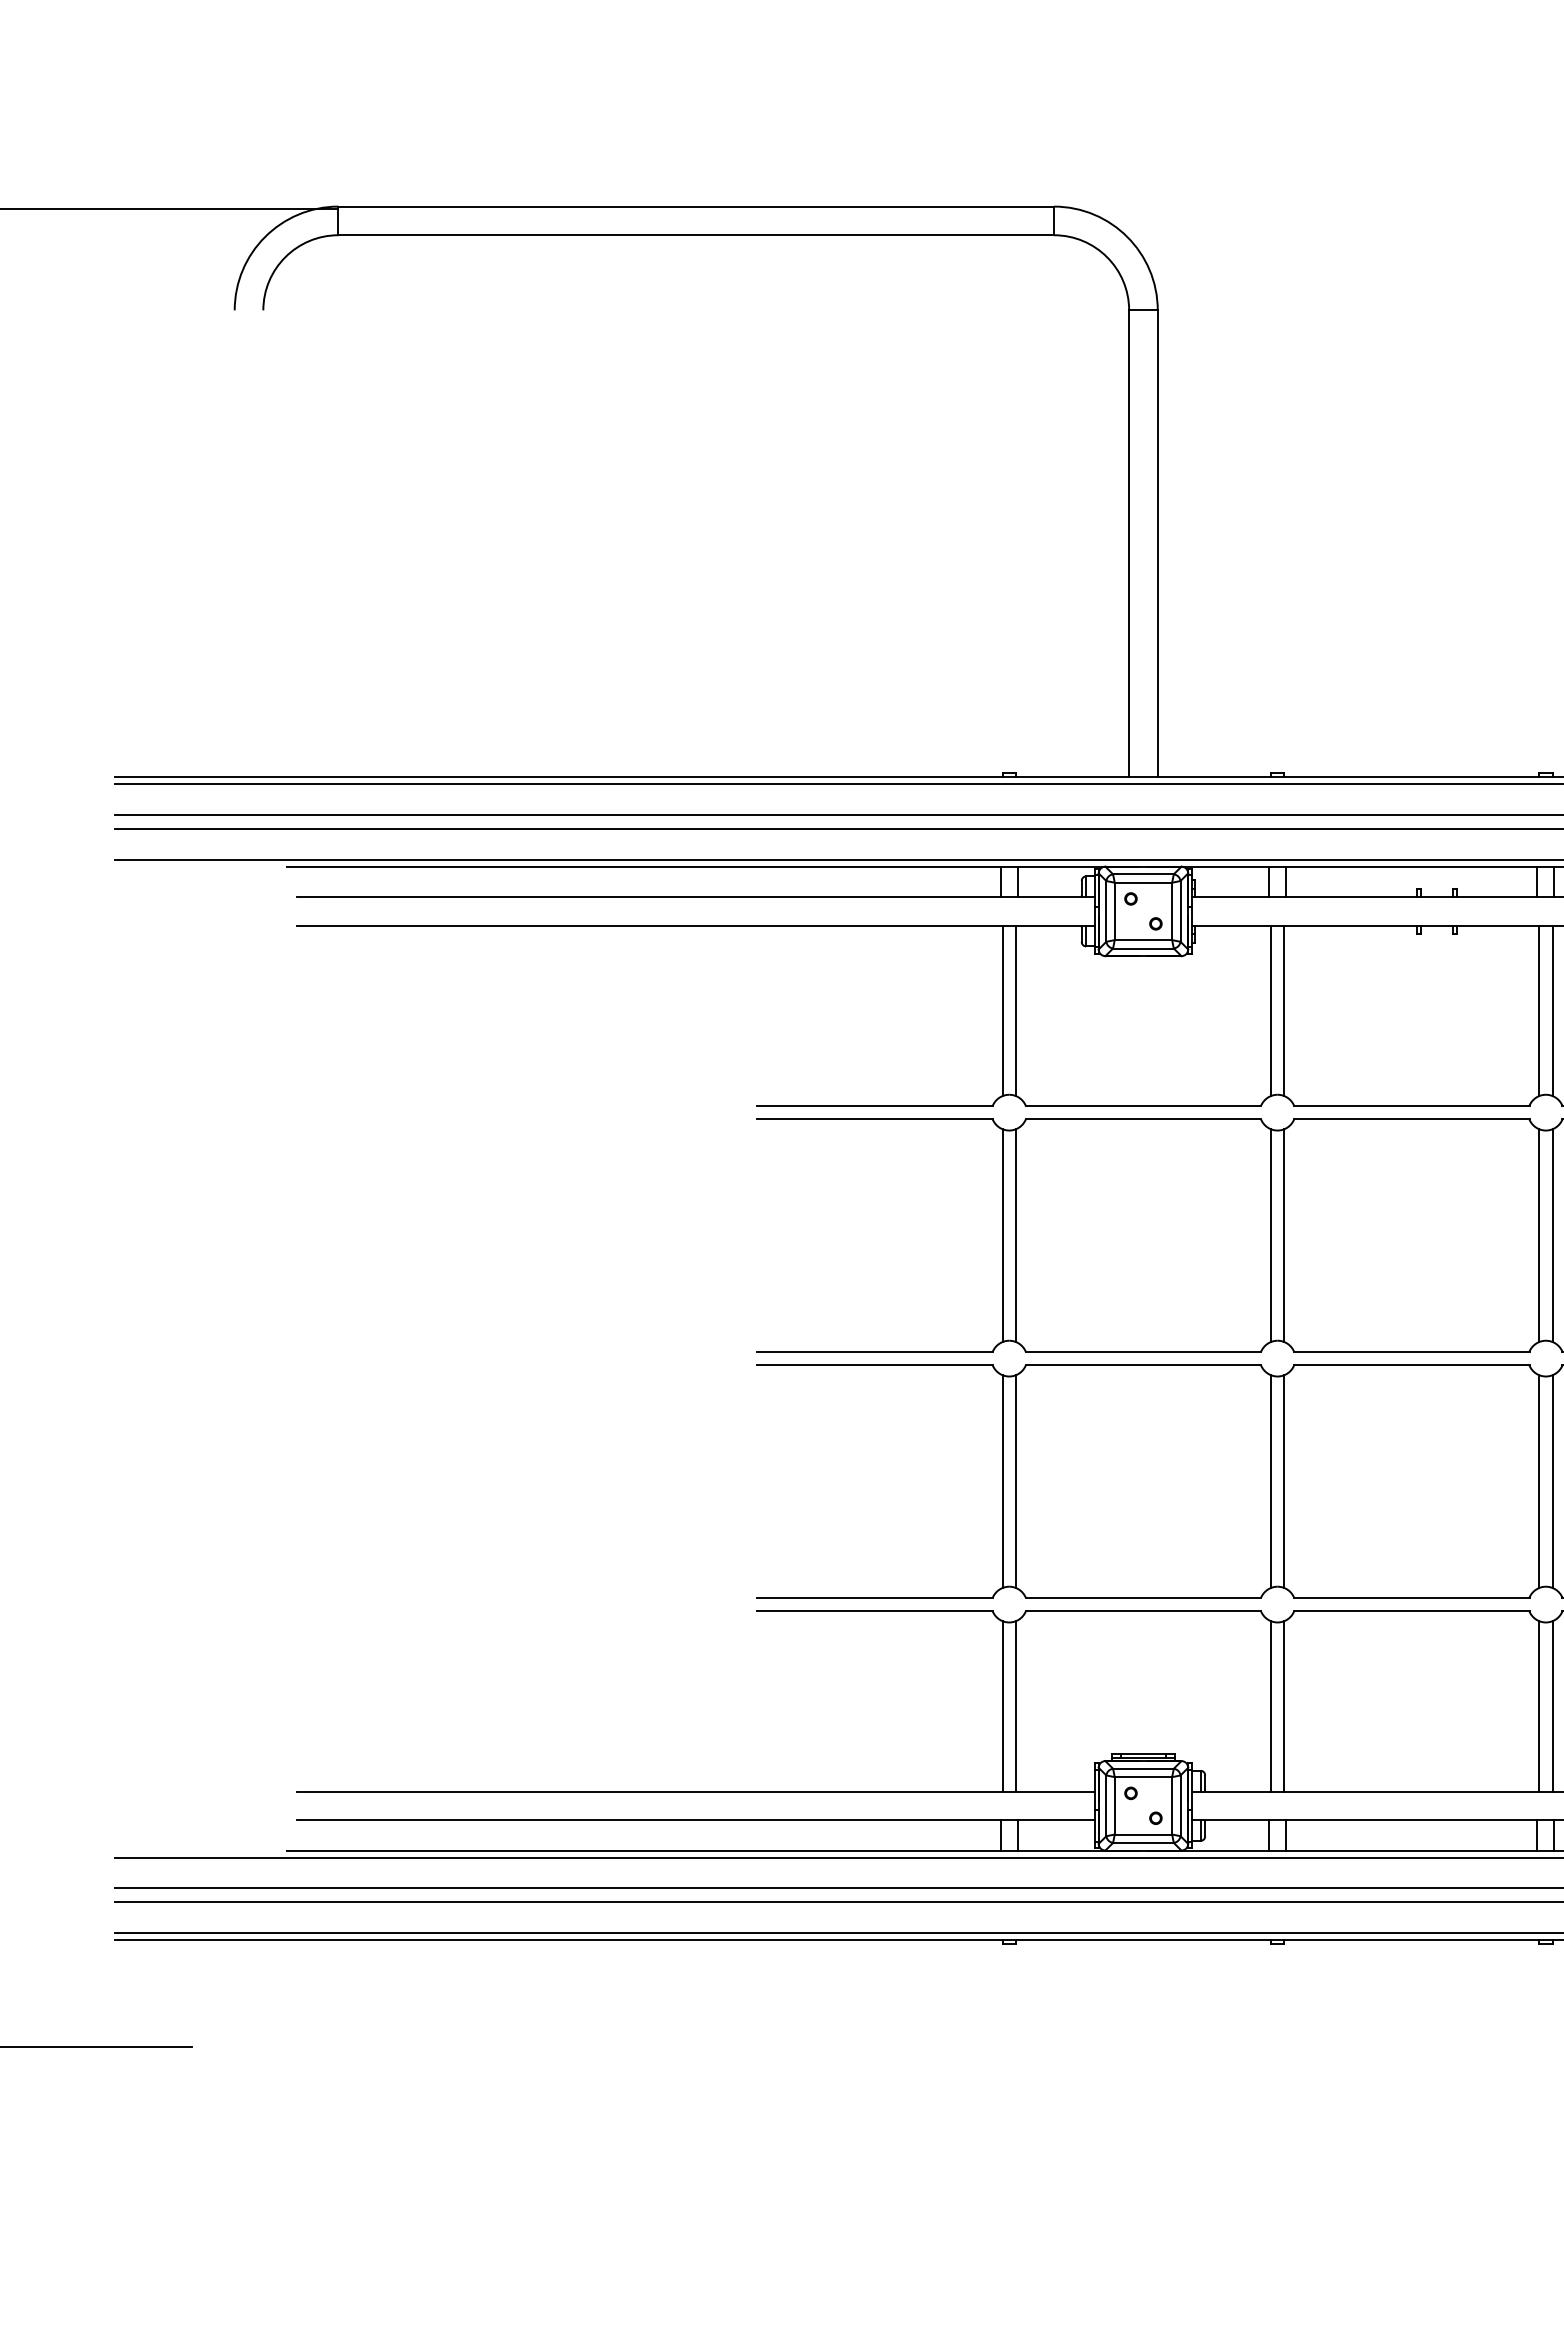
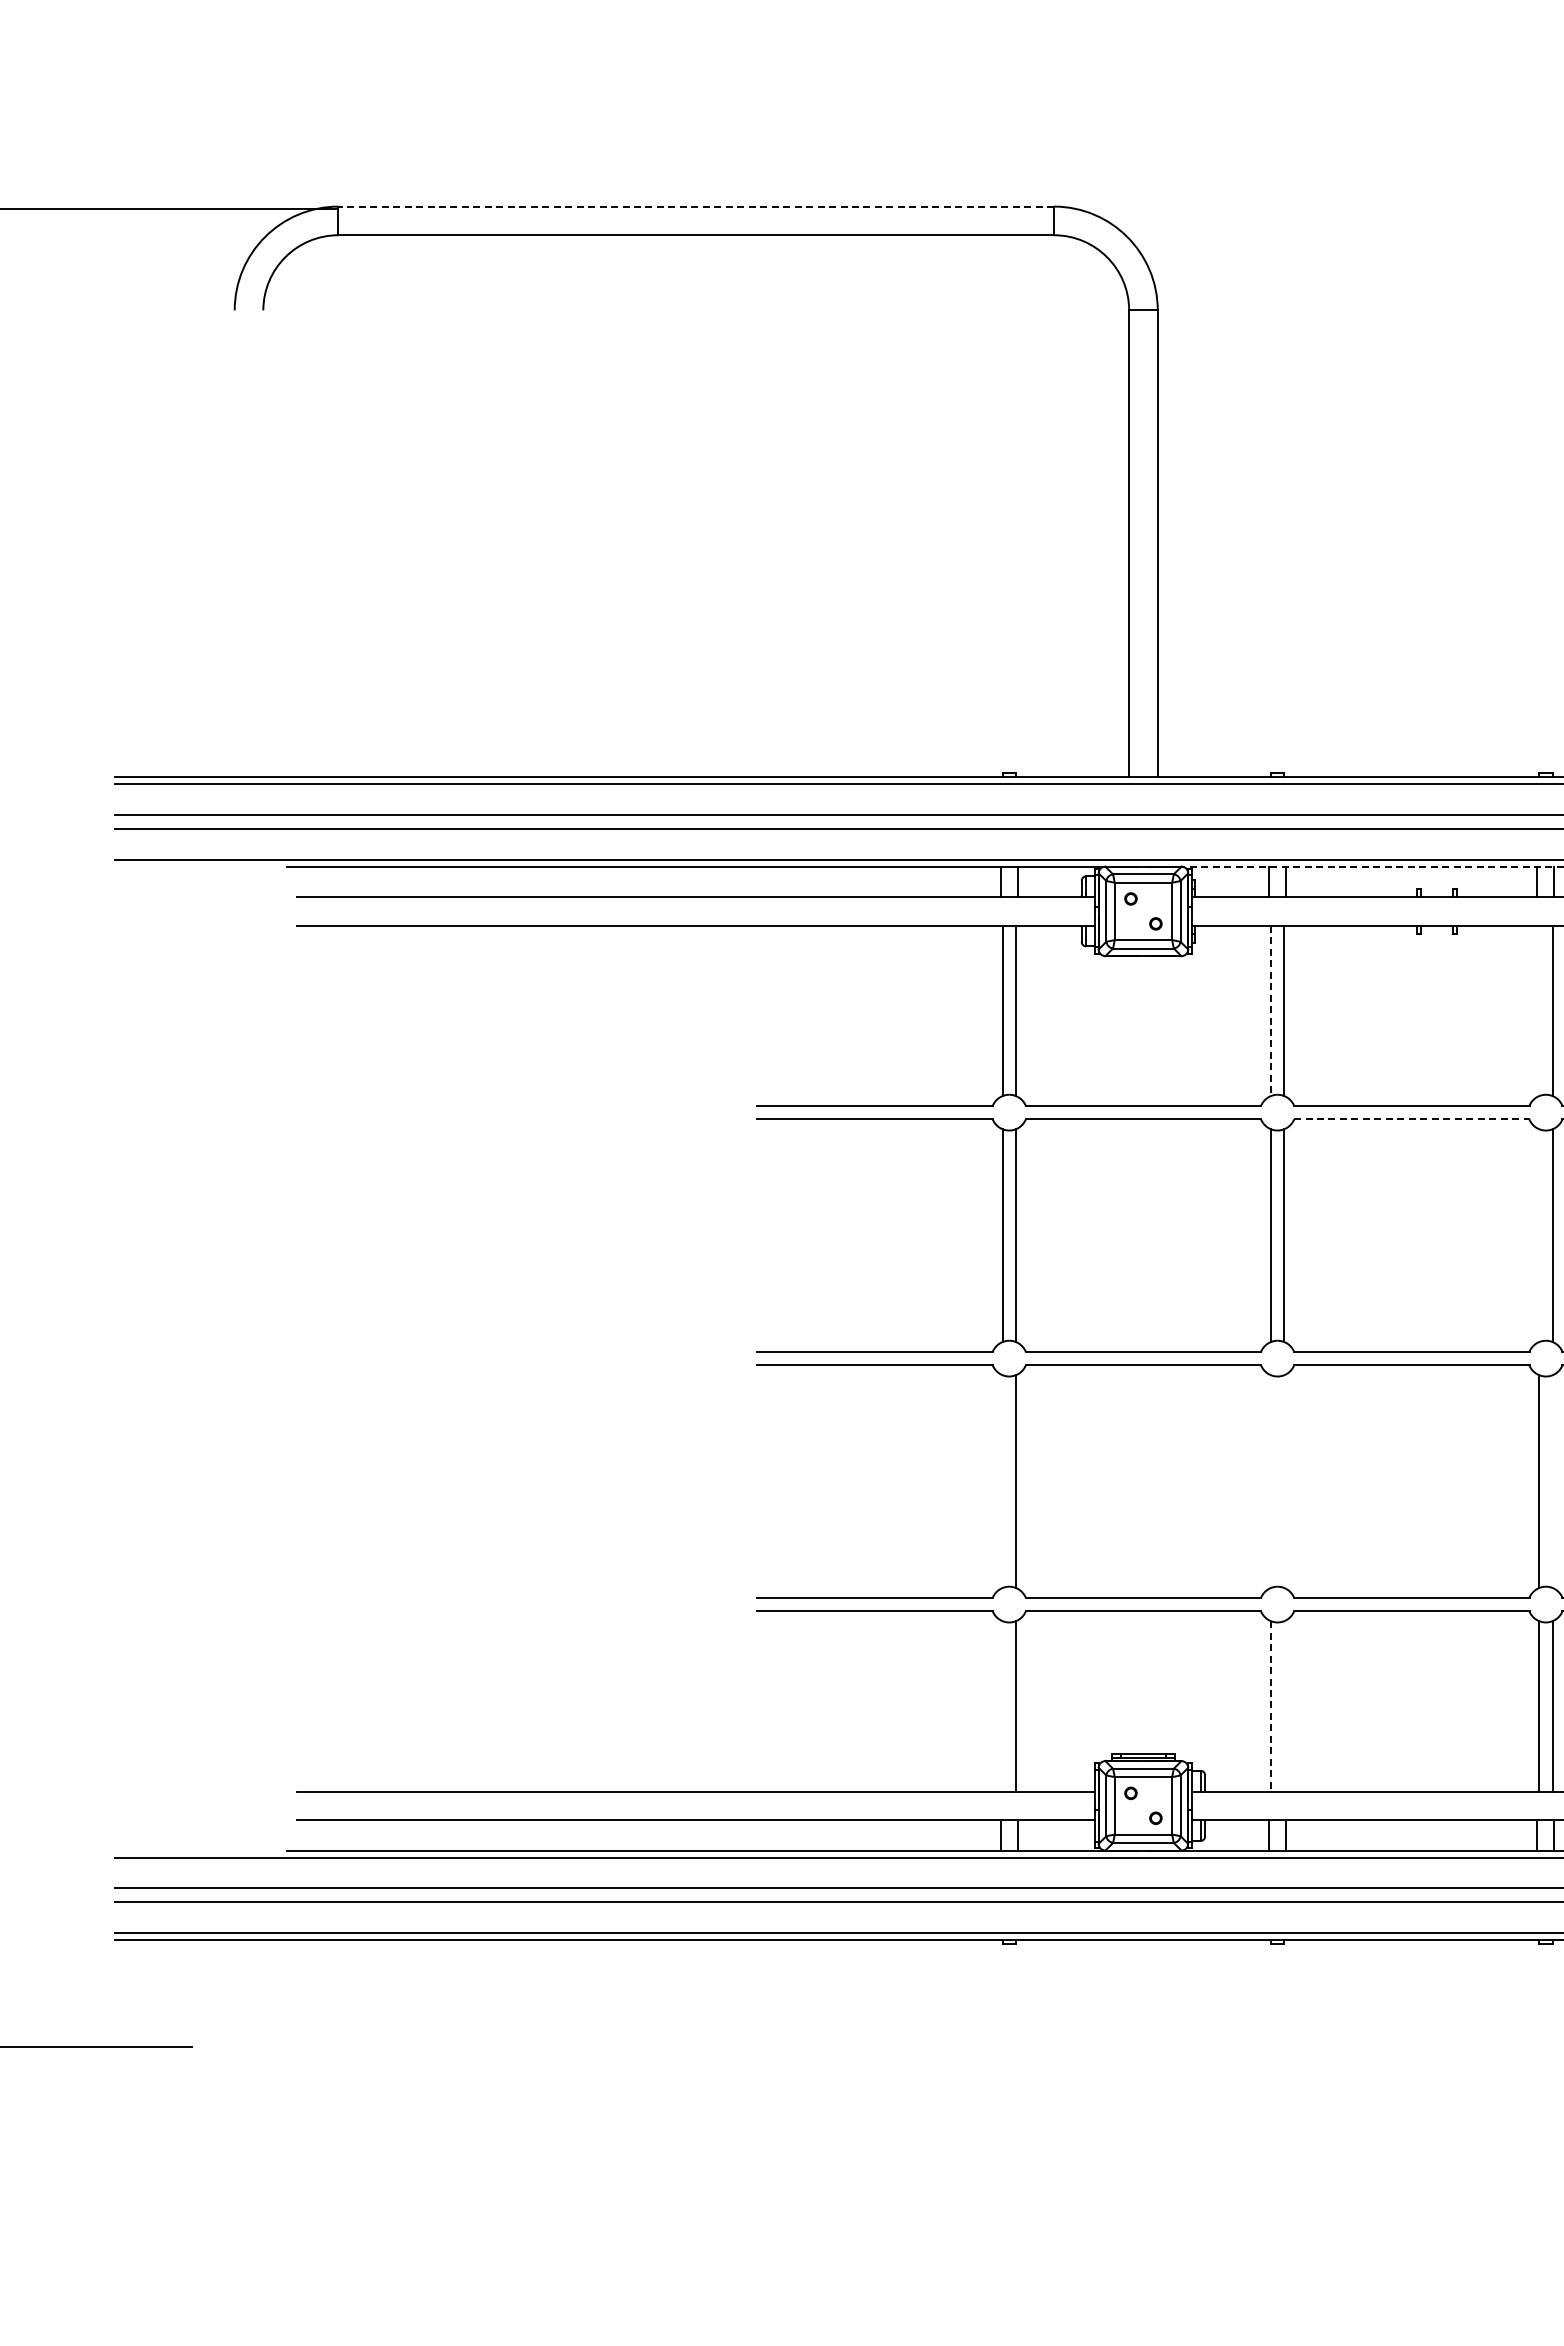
line: solid -> dashed (696, 206)
line: solid -> dashed (1372, 866)
line: present -> none (1539, 1010)
line: solid -> dashed (1270, 1011)
line: solid -> dashed (1411, 1119)
line: present -> none (1539, 1235)
line: present -> none (1002, 1481)
line: present -> none (1270, 1481)
line: present -> none (1284, 1481)
line: present -> none (1552, 1481)
line: present -> none (1002, 1706)
line: solid -> dashed (1270, 1706)
line: present -> none (1284, 1706)
